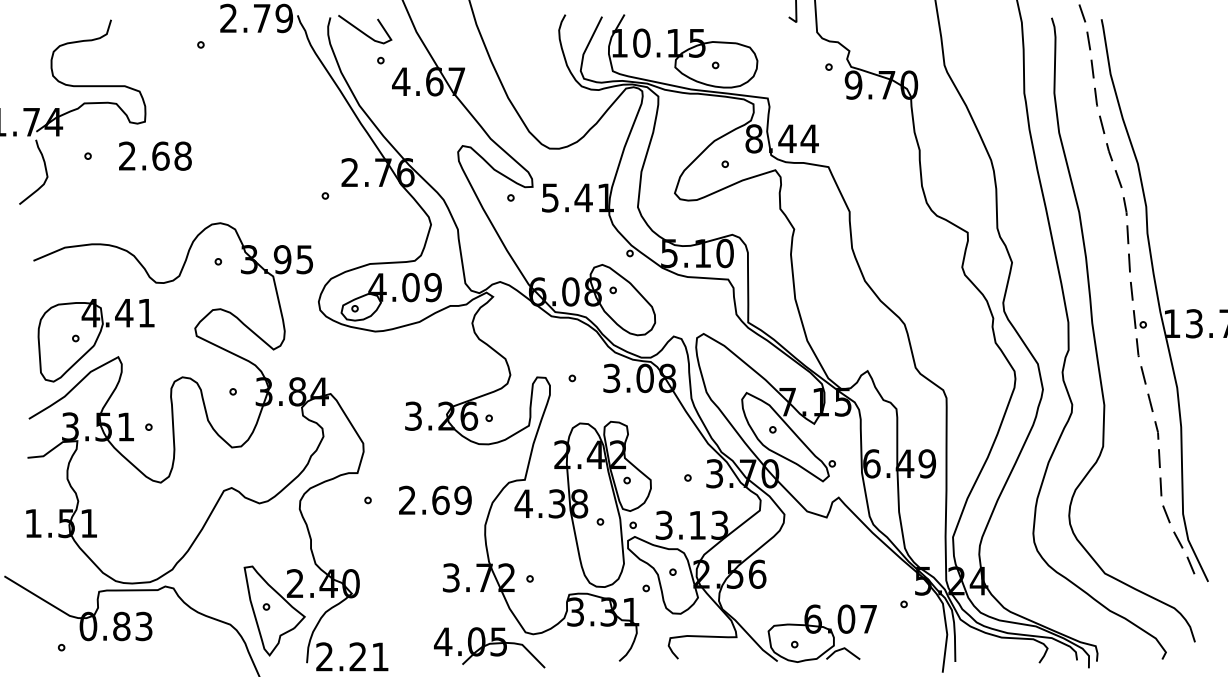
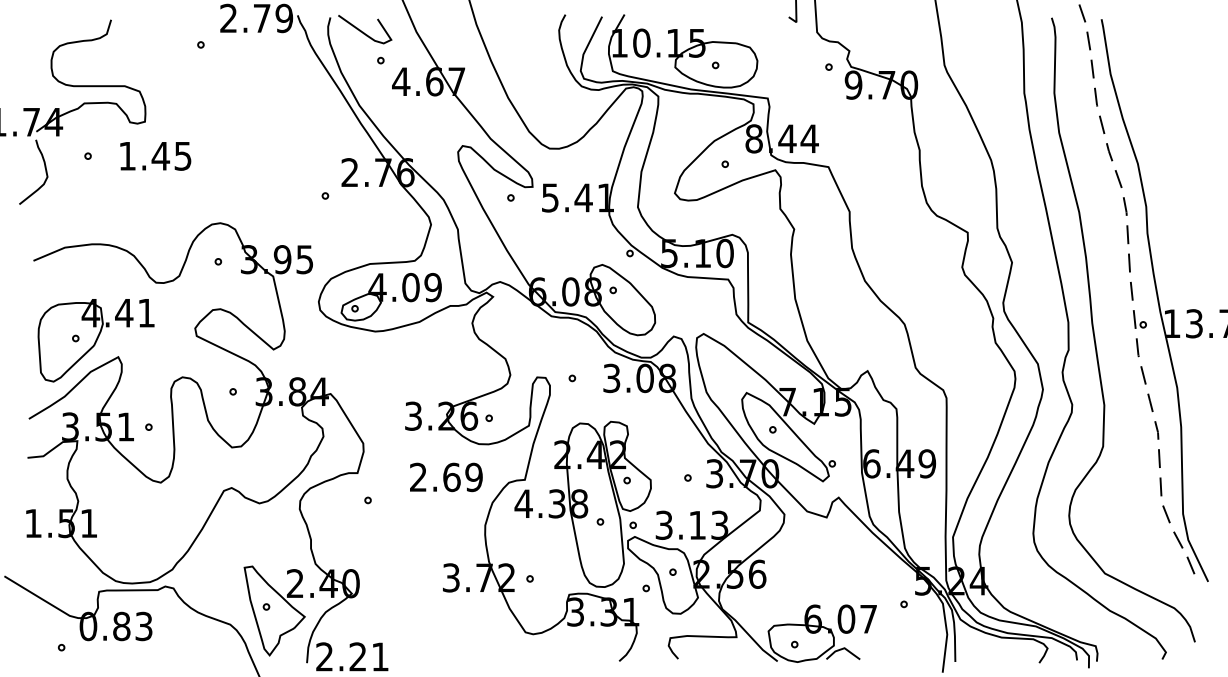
text: 2.68 -> 1.45 (155, 155)
text position: (435, 500) -> (446, 477) (446, 477)
part: present -> none (489, 647)
